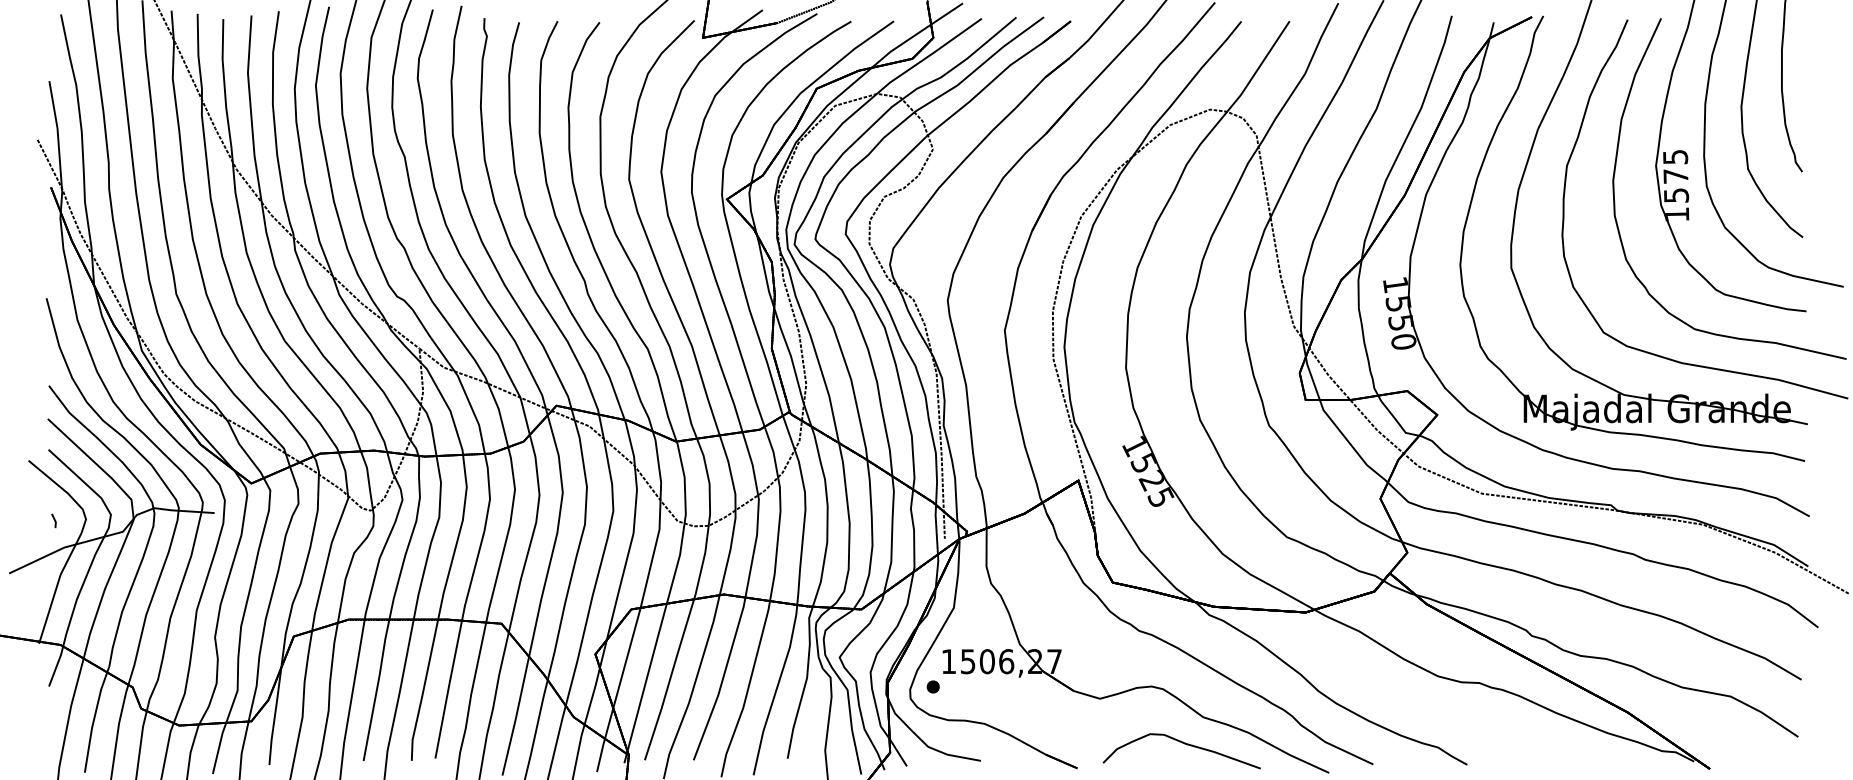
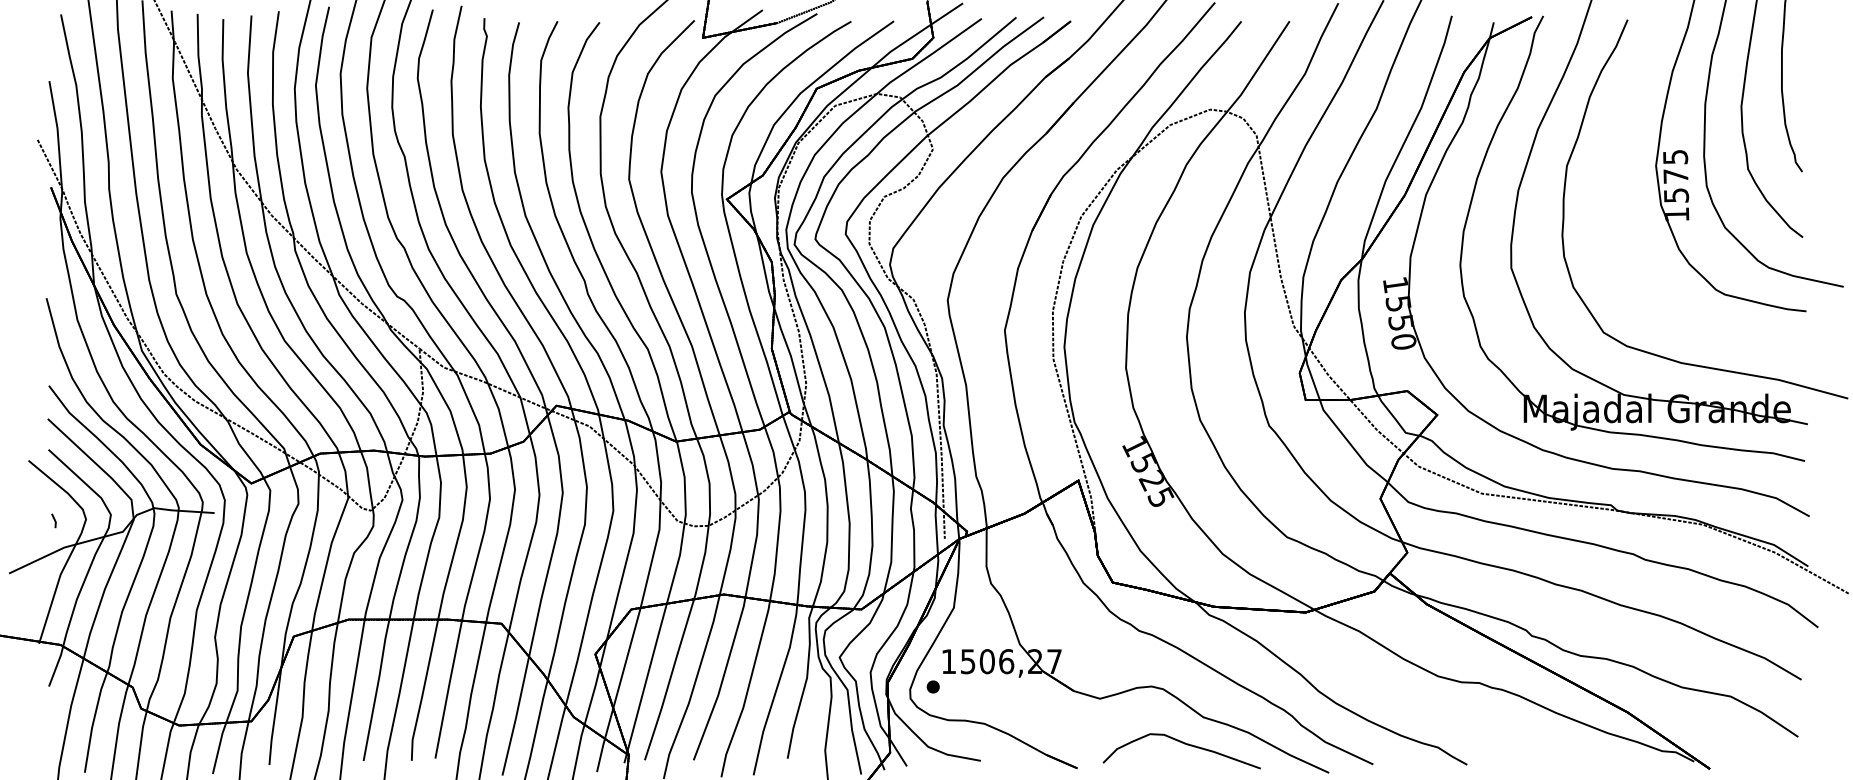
curve: present -> none (1615, 202)
